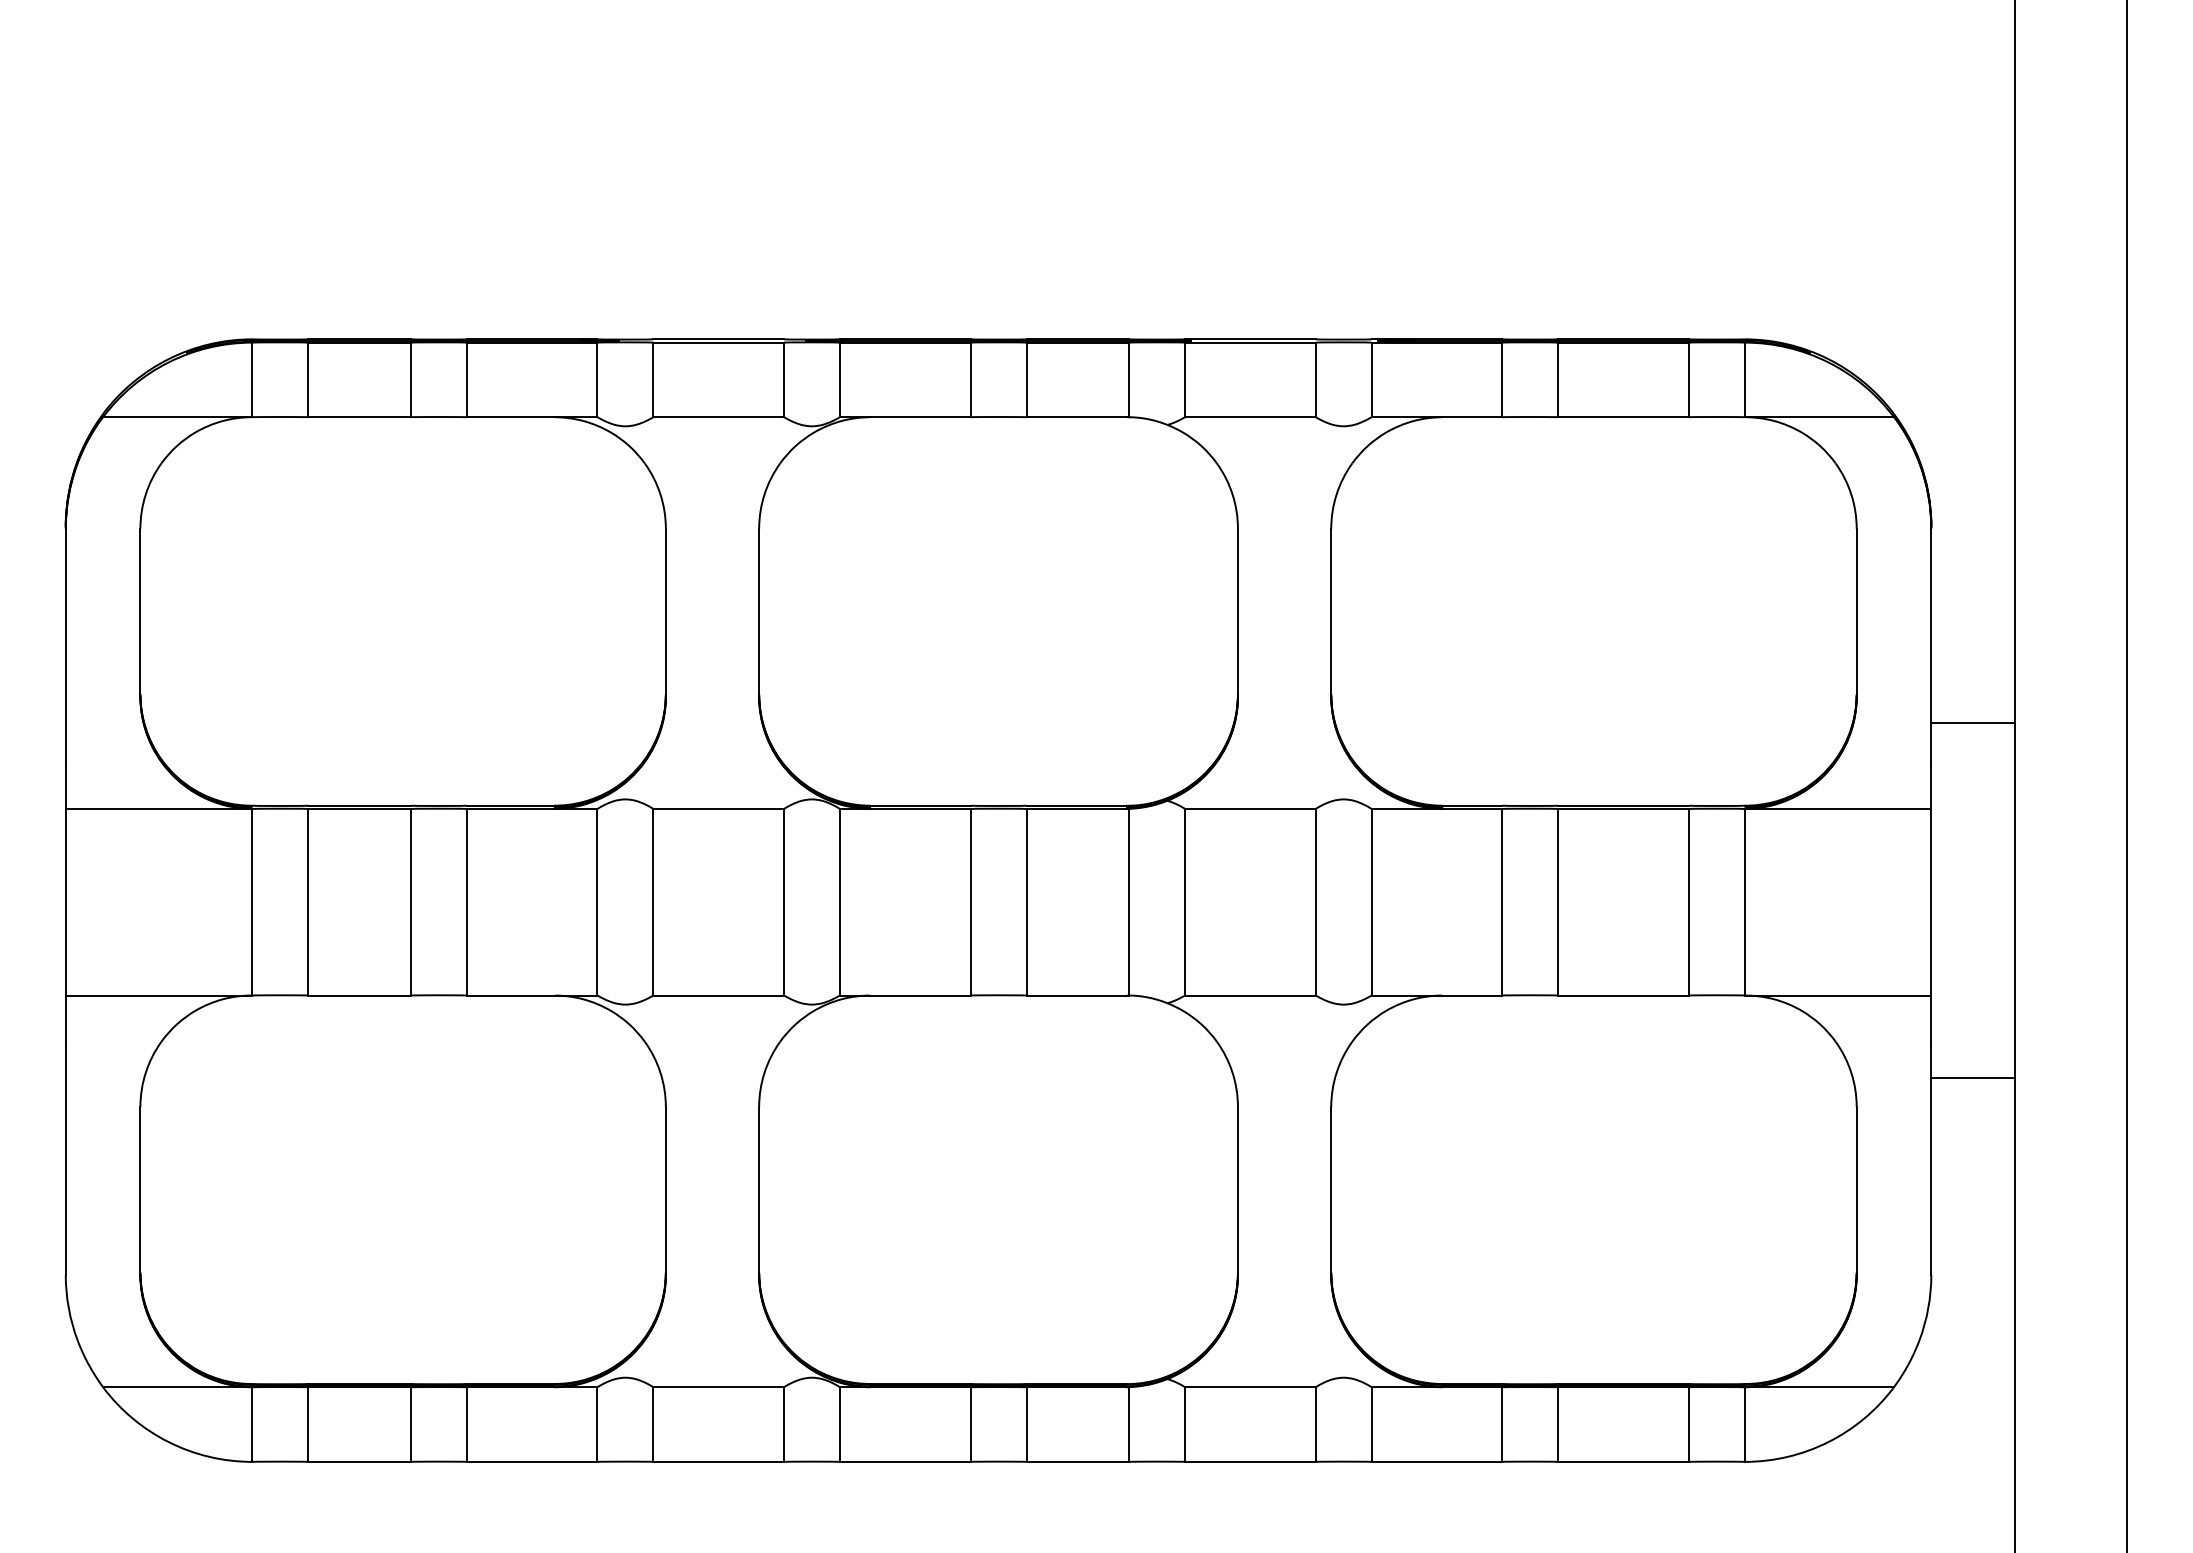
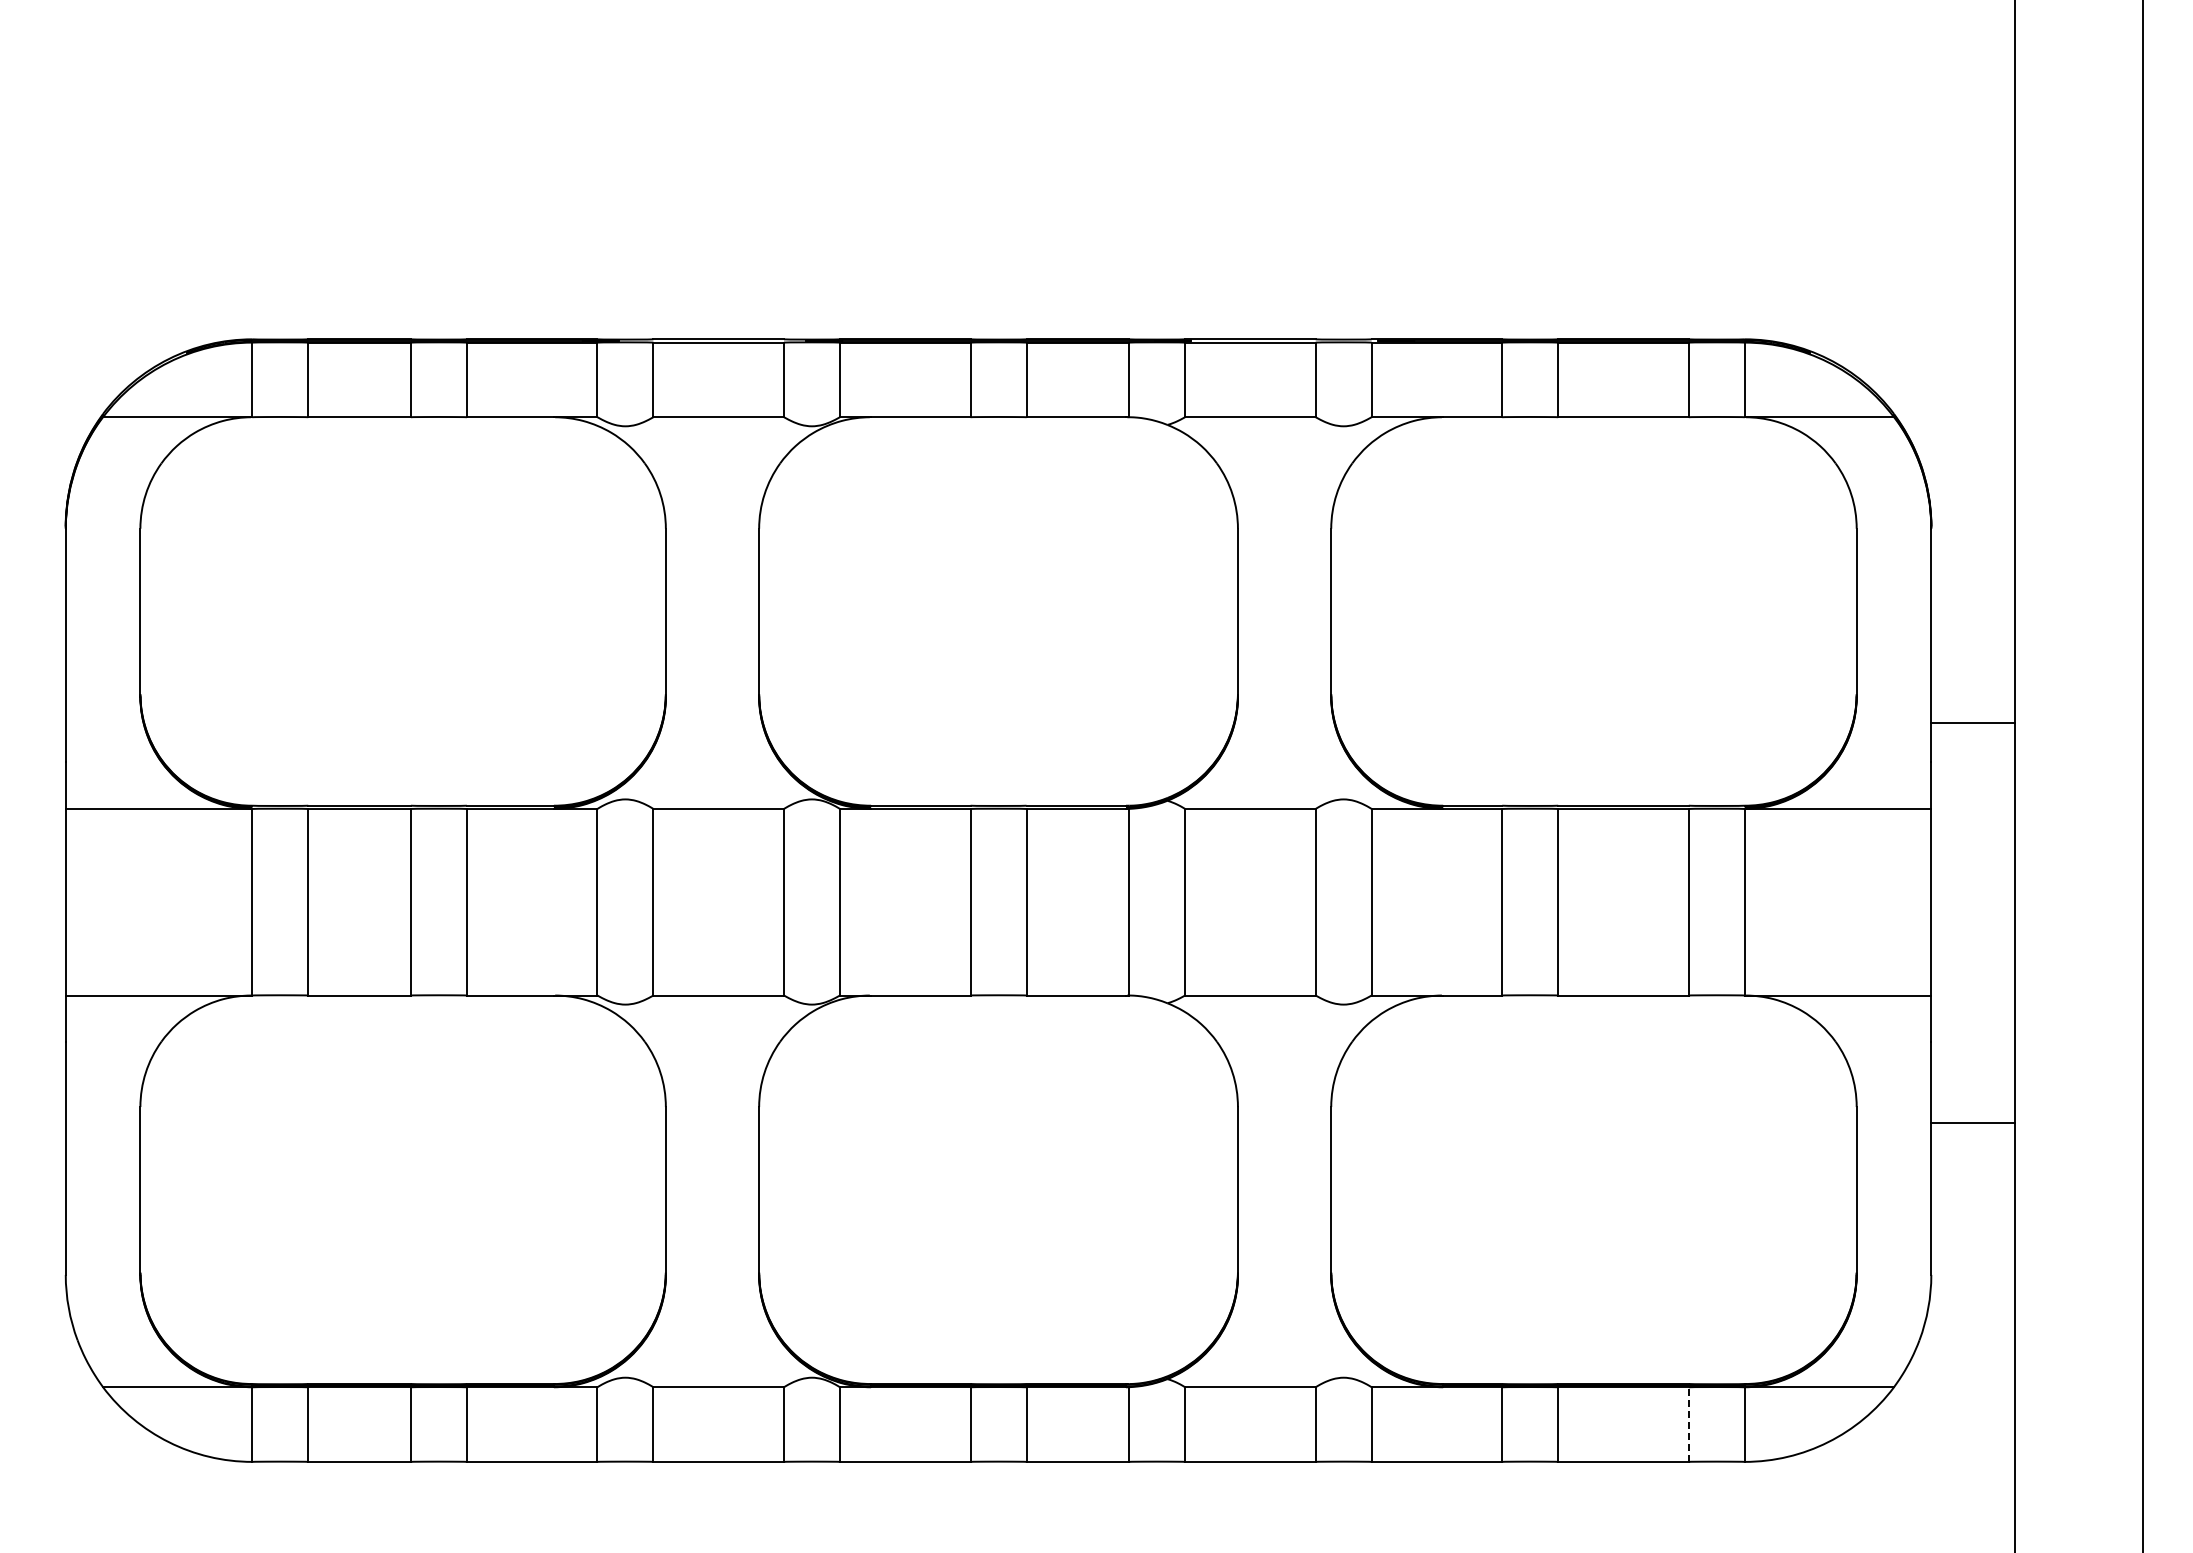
line position: (2127, 775) -> (2143, 775) (2143, 775)
line position: (1973, 1077) -> (1973, 1122) (1973, 1122)
line: solid -> dashed (1688, 1424)
